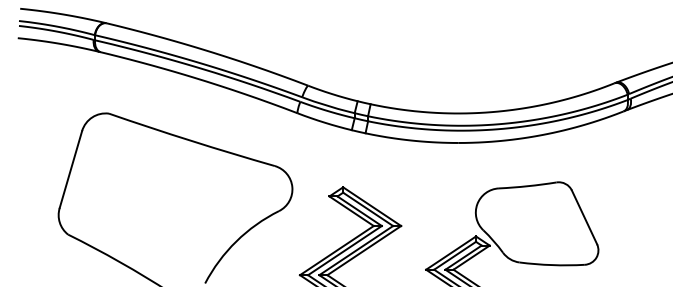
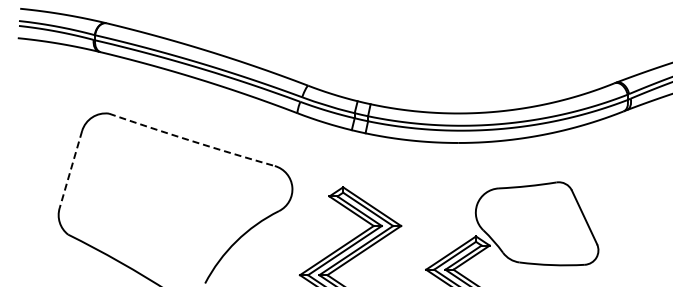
arc: solid -> dashed (191, 140)
line: solid -> dashed (70, 169)
